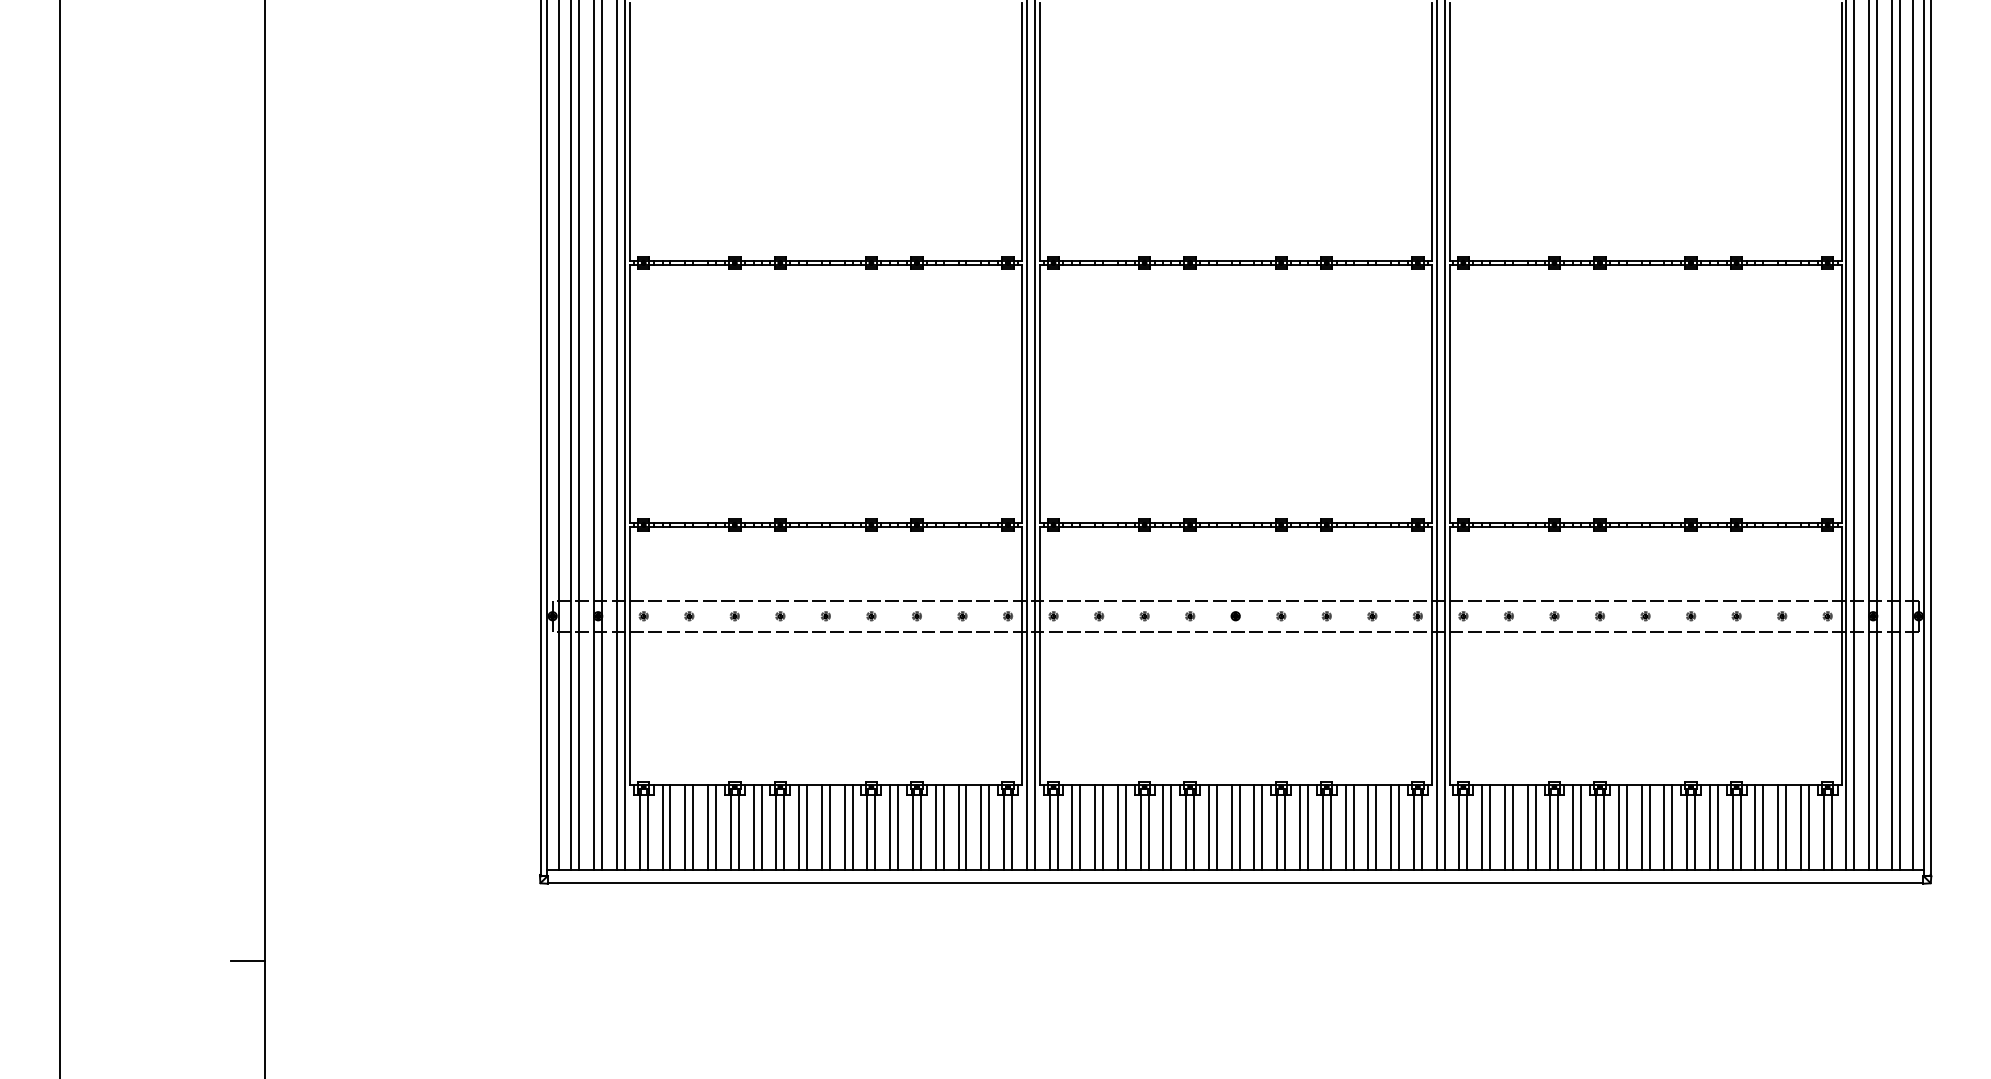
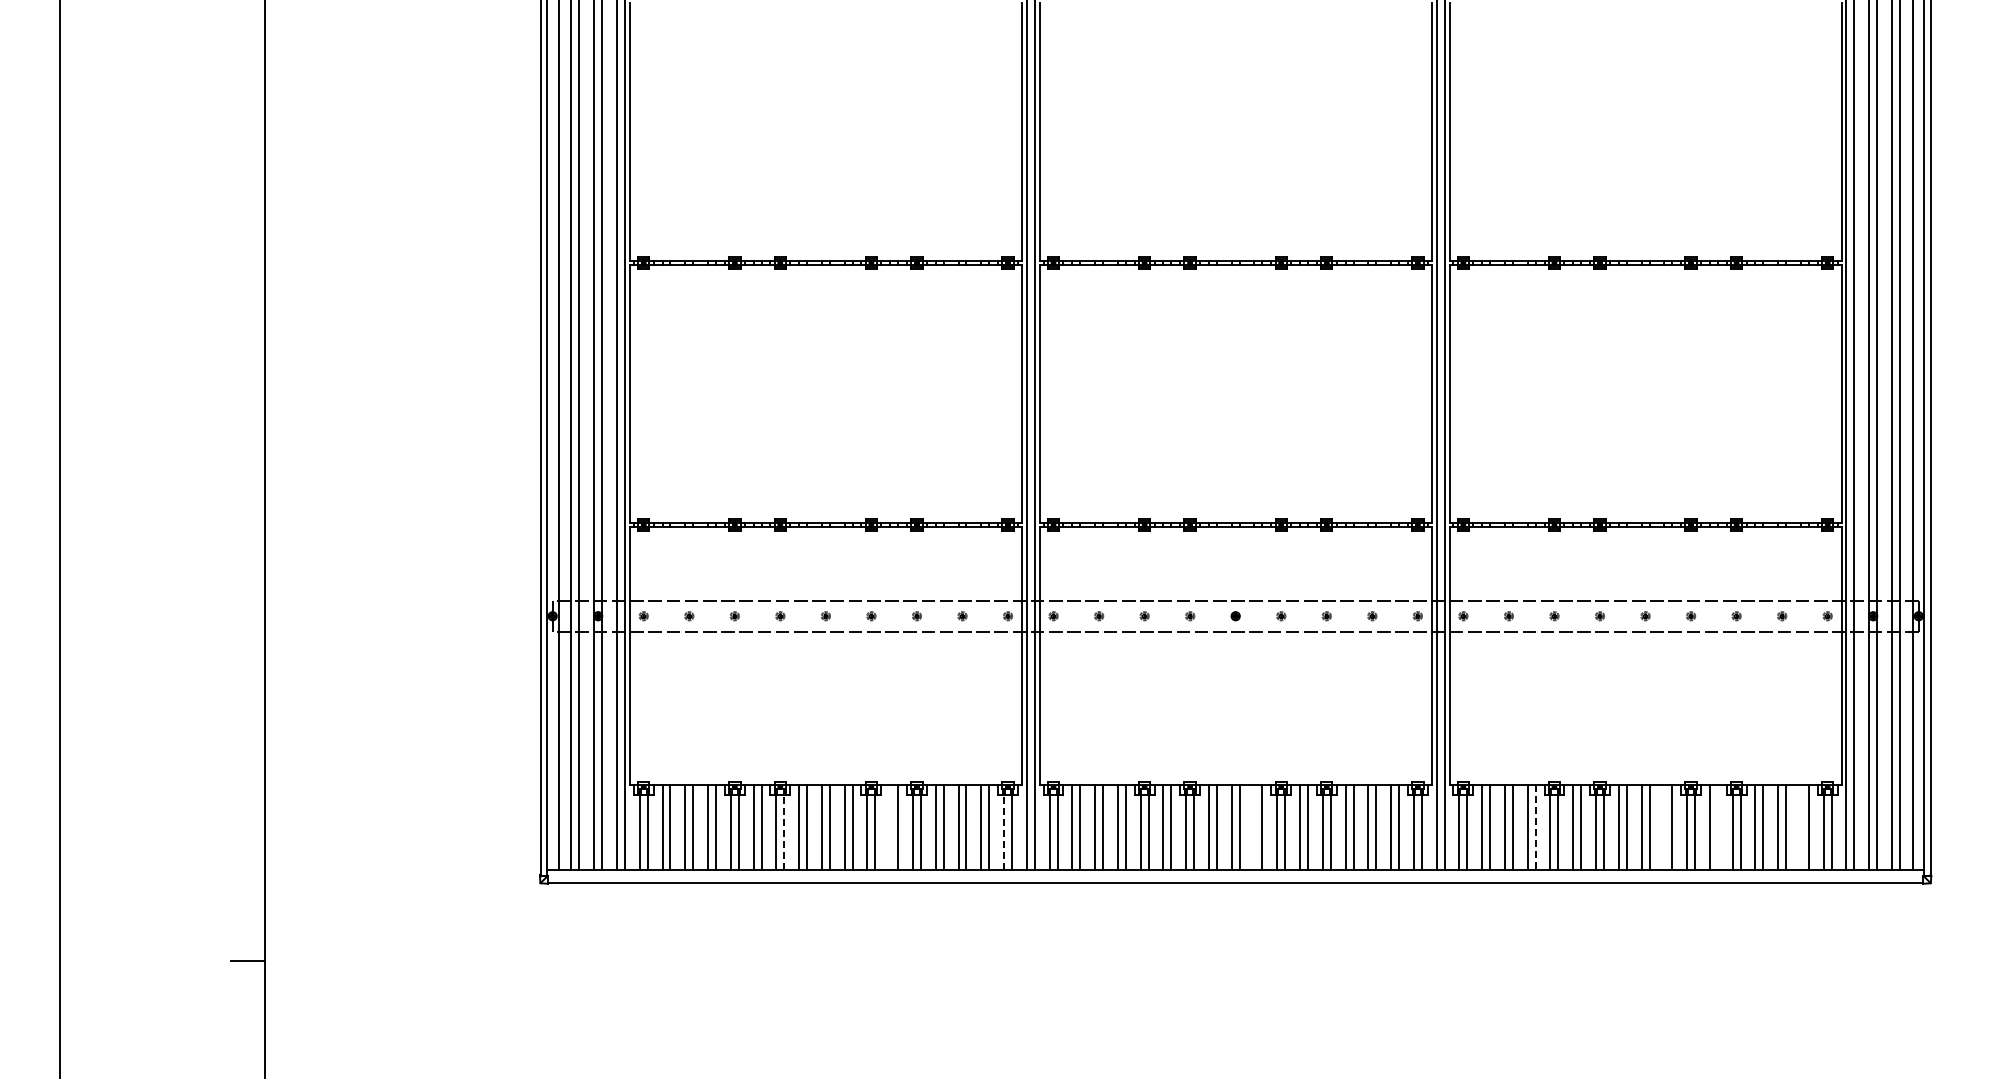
line: present -> none (890, 827)
line: present -> none (1254, 827)
line: solid -> dashed (1535, 827)
line: present -> none (1664, 827)
line: present -> none (1717, 827)
line: present -> none (1800, 827)
line: solid -> dashed (784, 832)
line: solid -> dashed (1004, 832)
